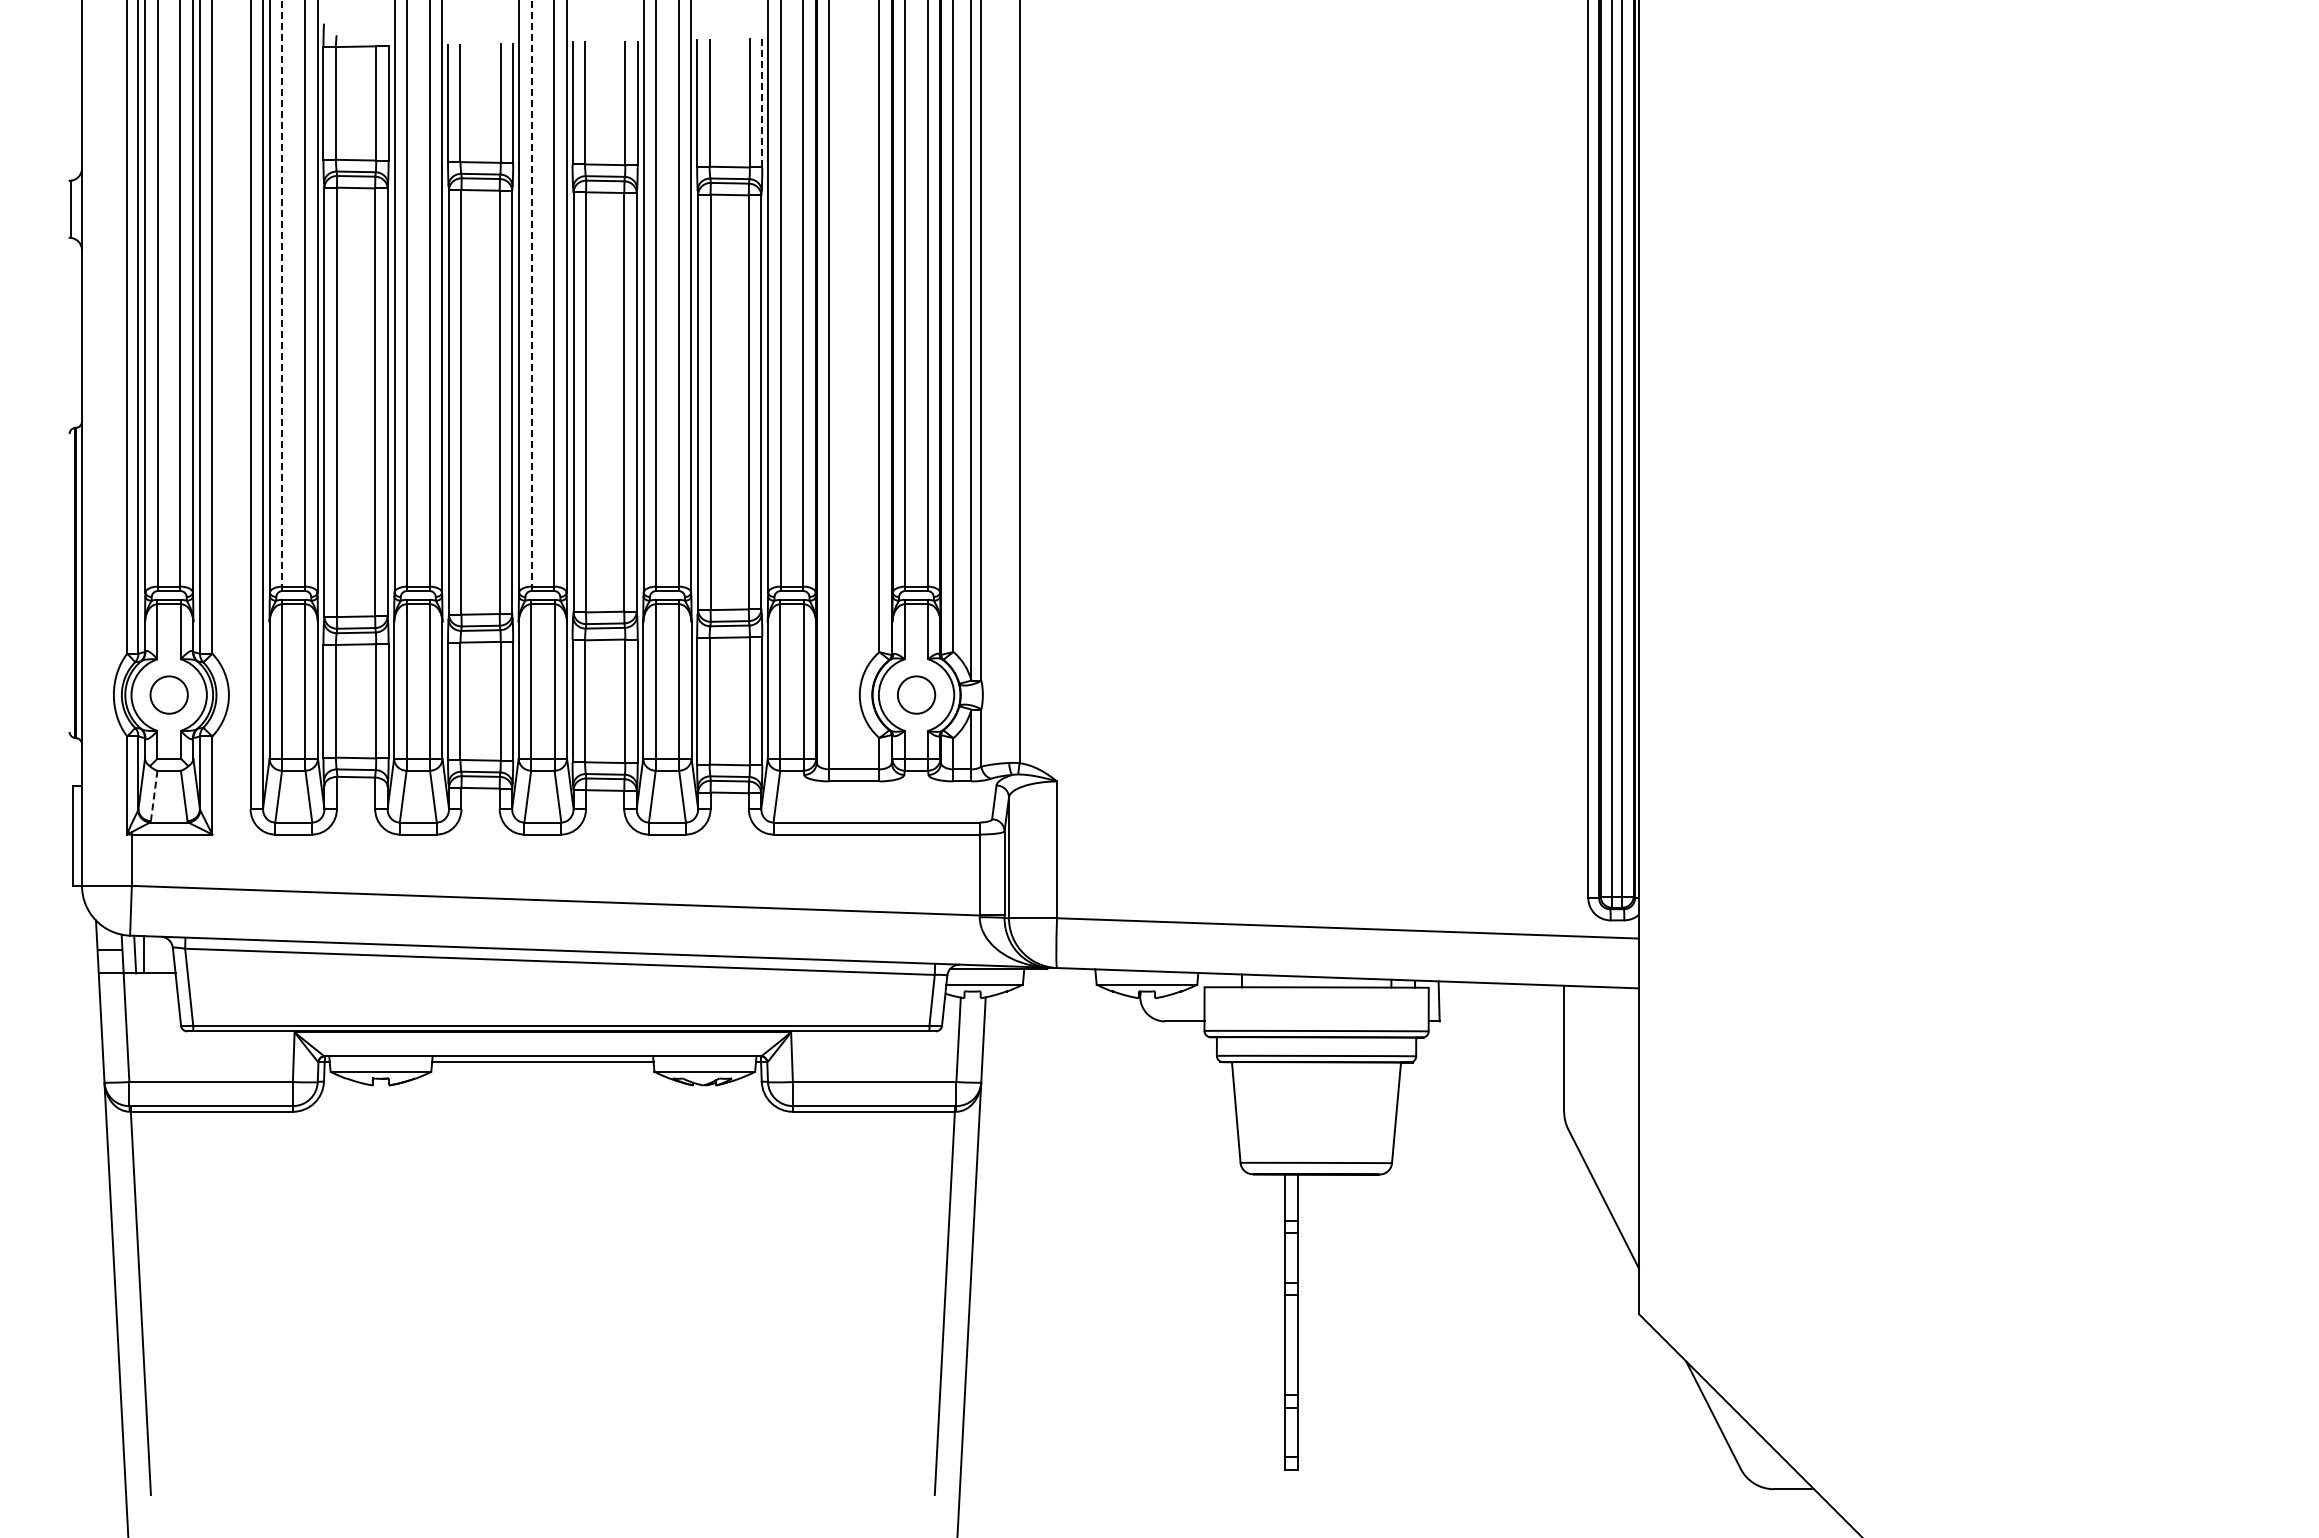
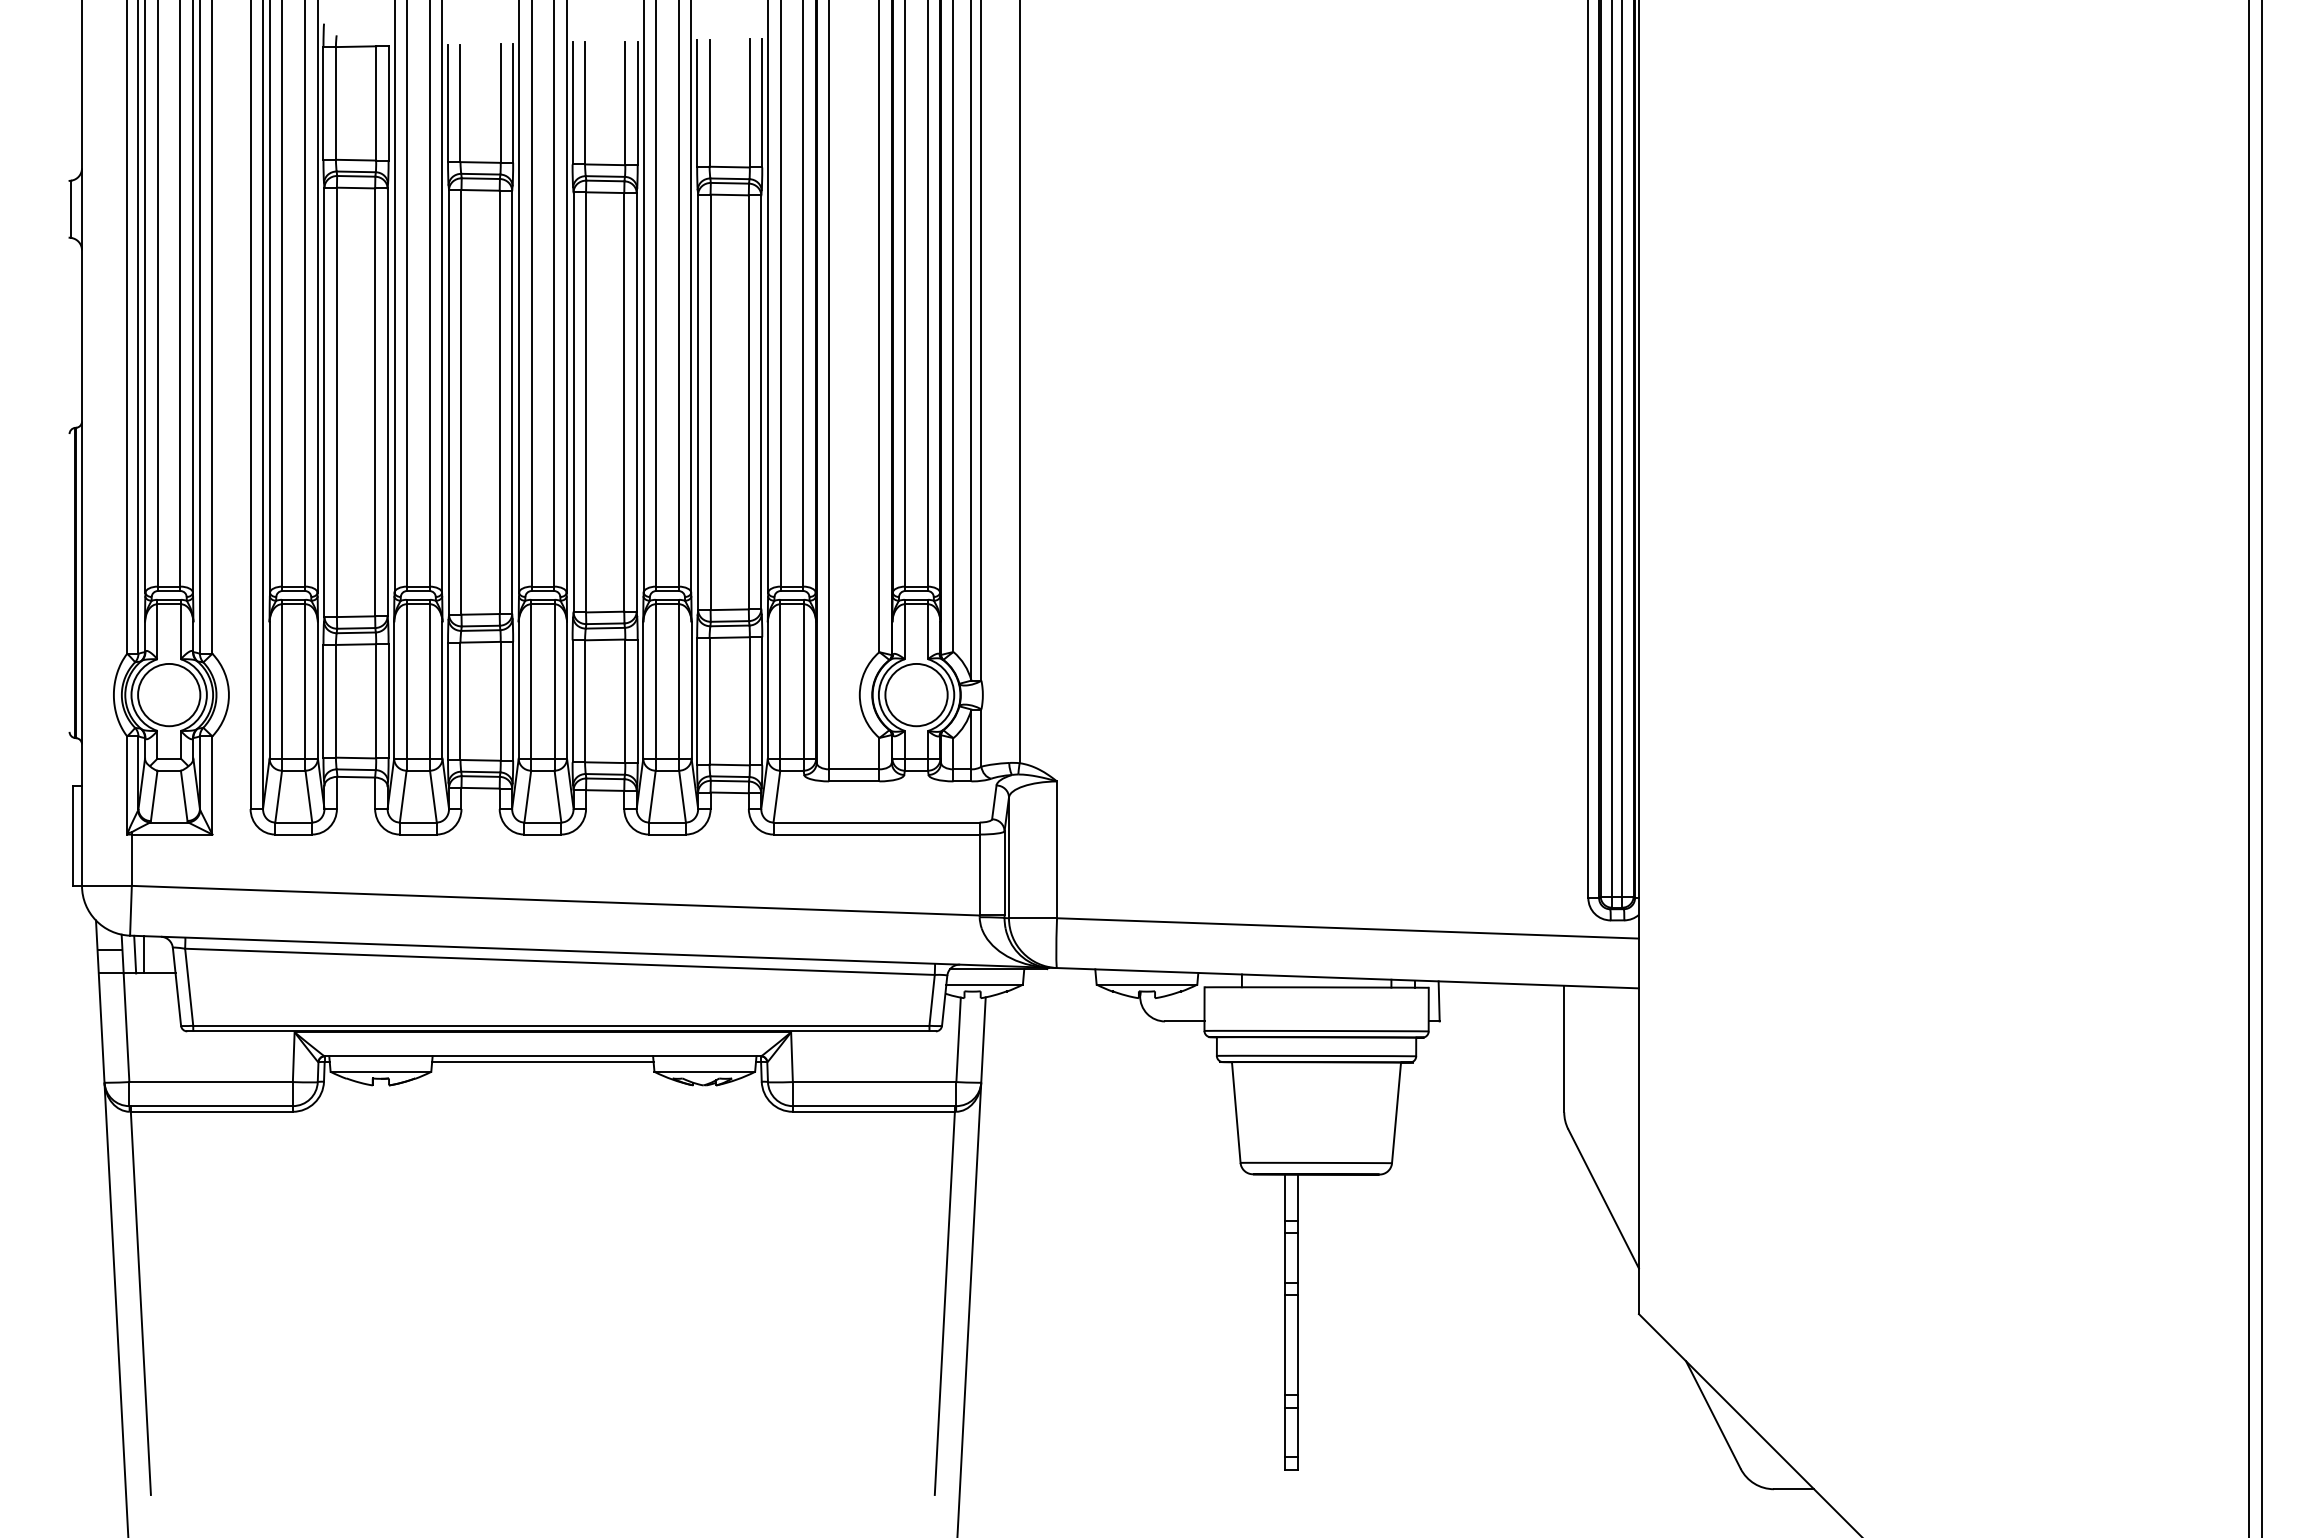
line: dashed -> solid (762, 103)
line: dashed -> solid (282, 295)
line: dashed -> solid (531, 295)
circle diameter: 37 px -> 62 px (169, 694)
circle diameter: 37 px -> 62 px (916, 694)
line: none -> present (2249, 768)
line: none -> present (2261, 768)
line: dashed -> solid (154, 796)
